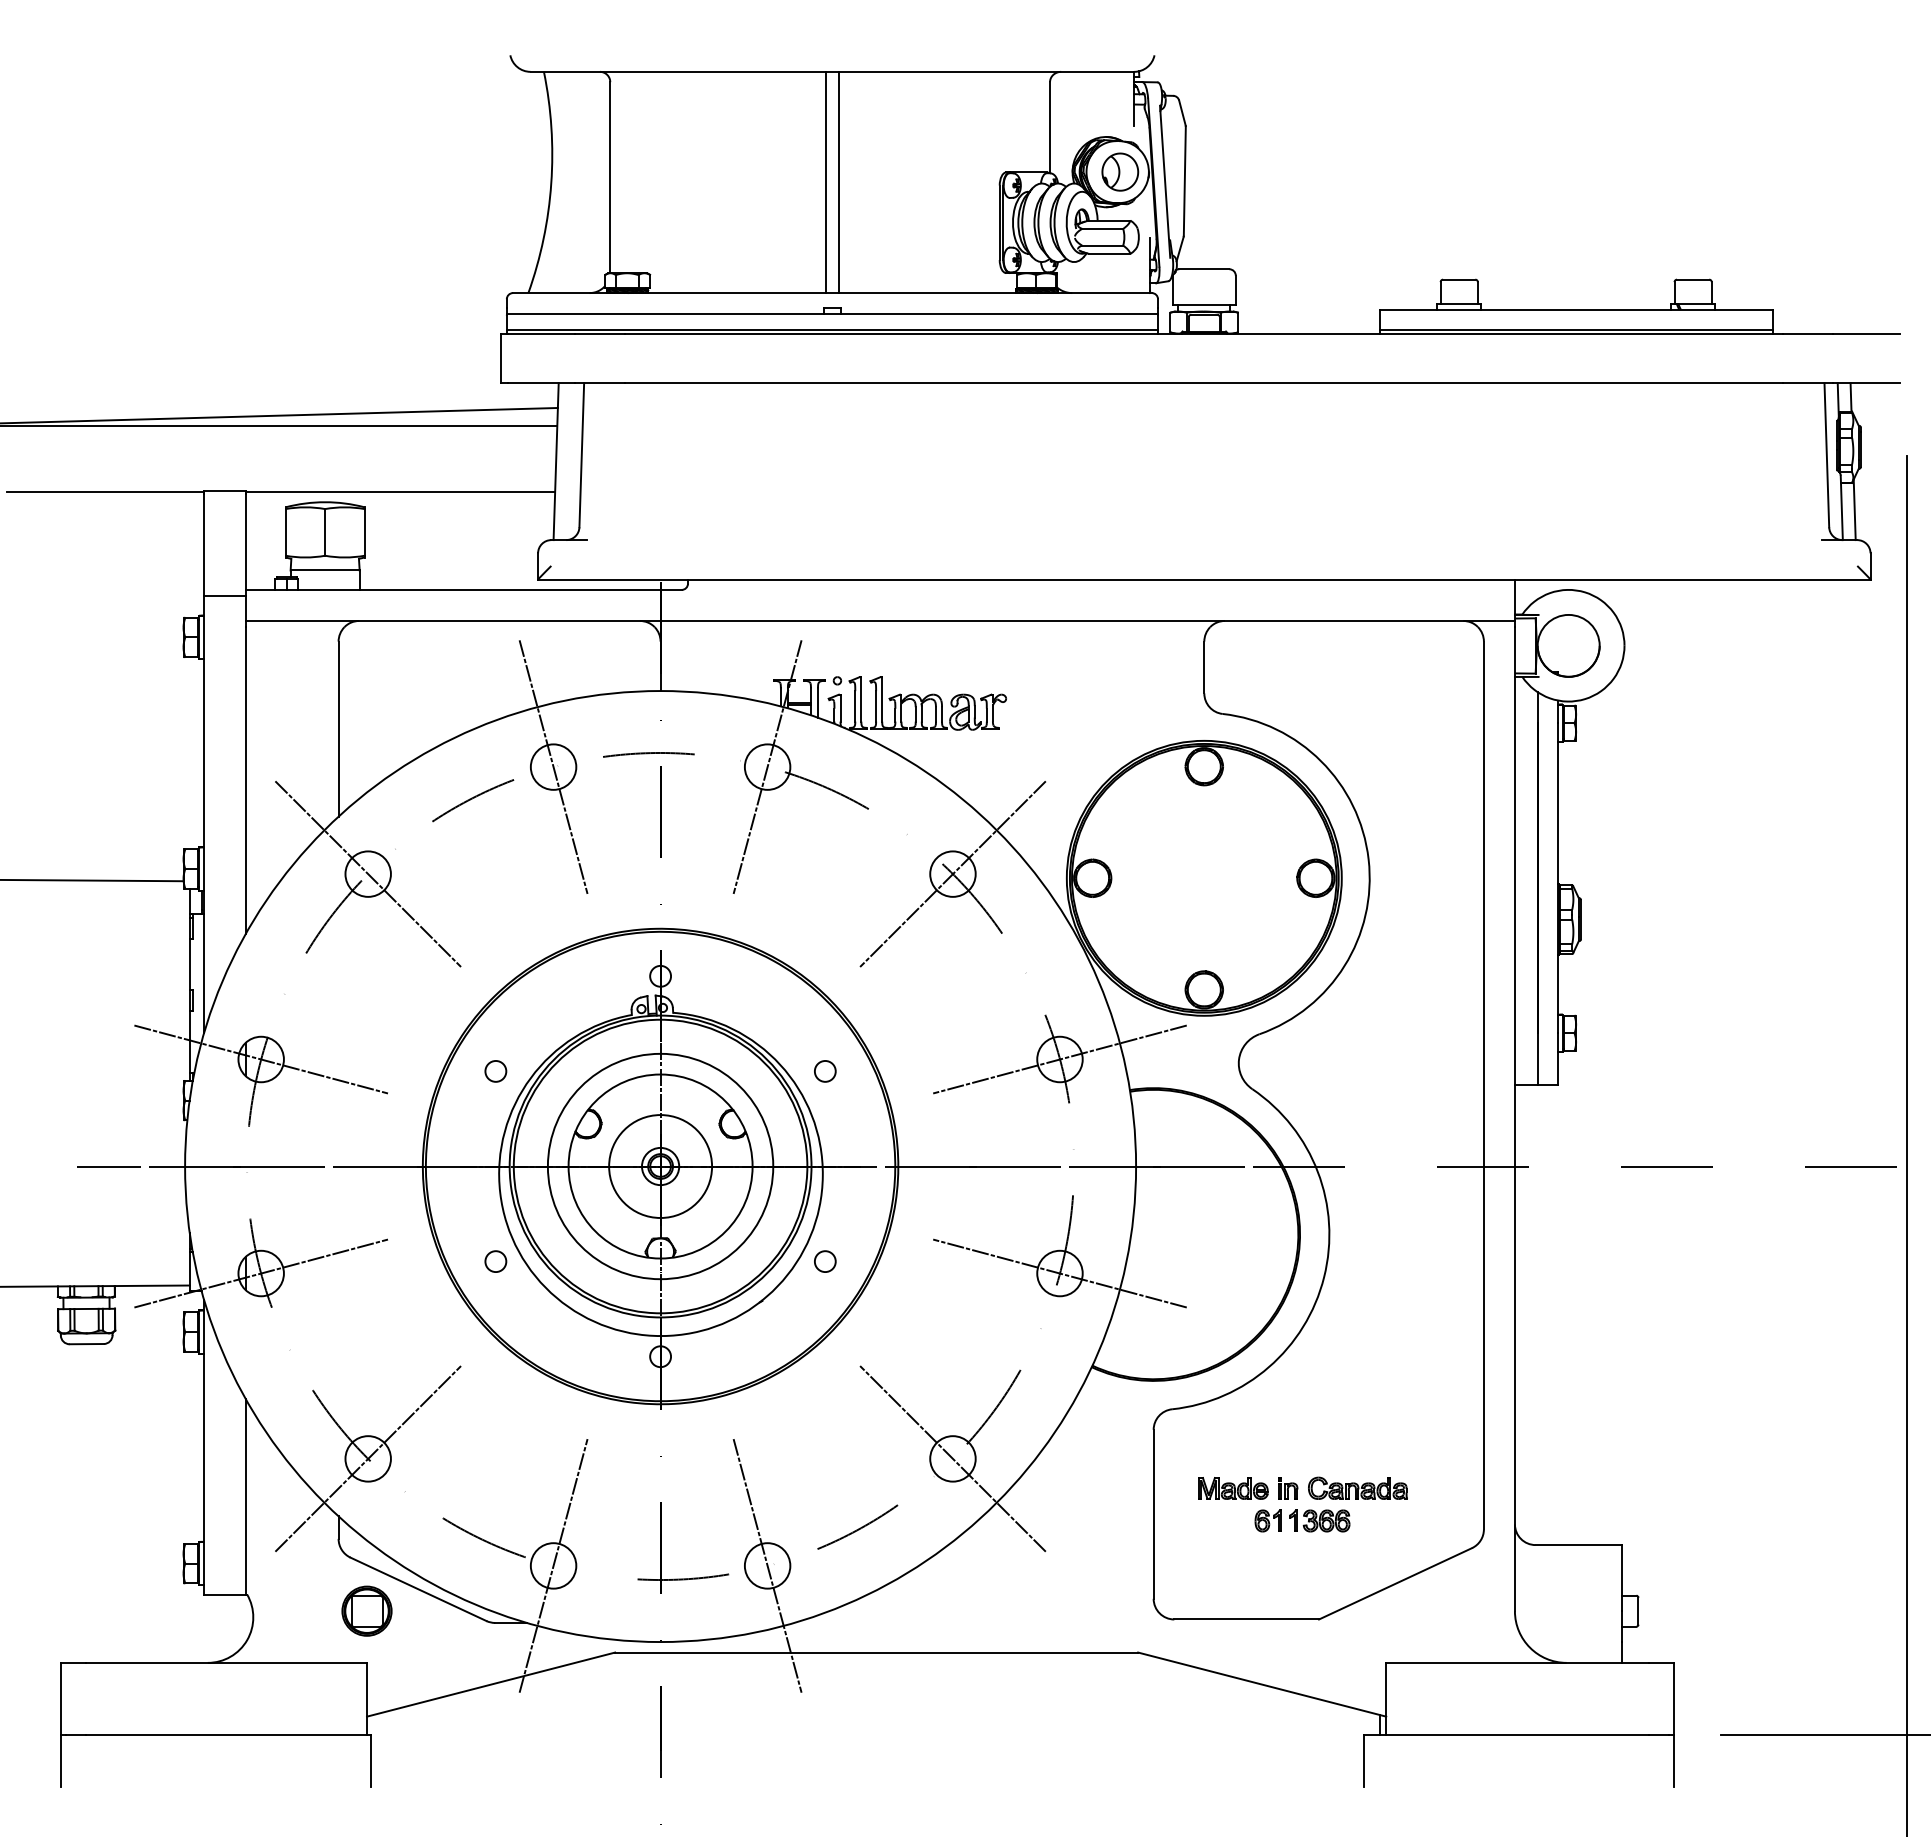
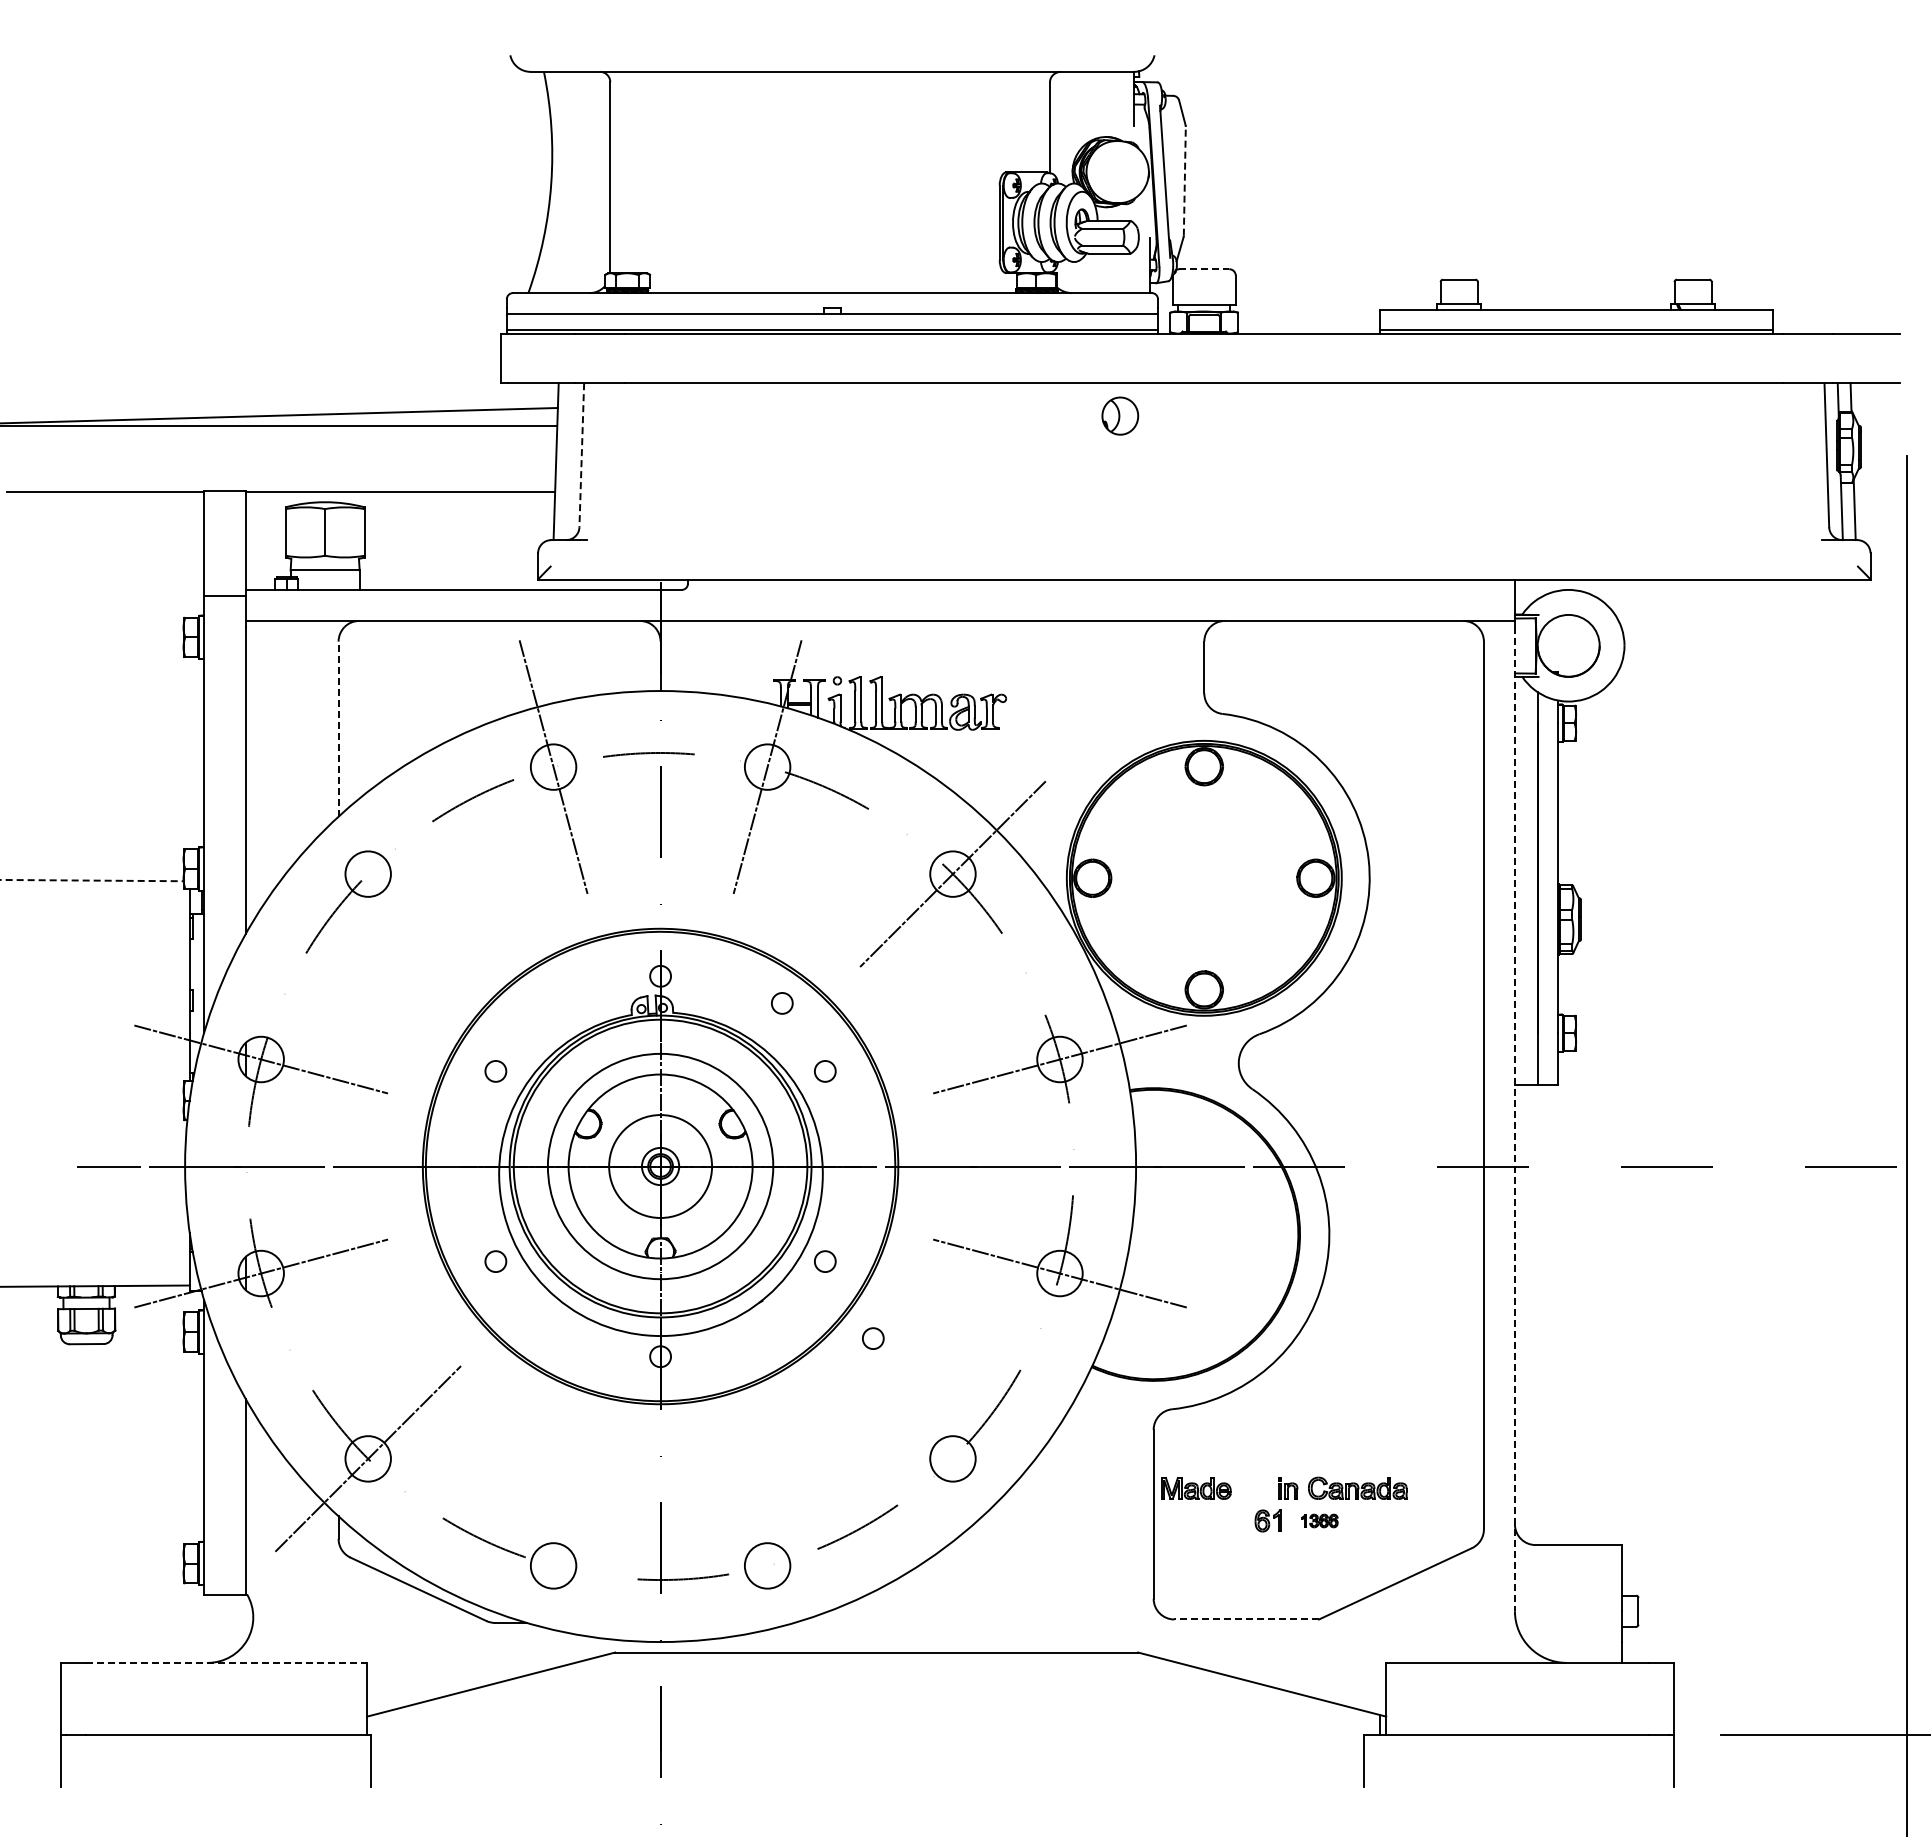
part position: (1120, 171) -> (1120, 415) (1120, 415)
line: solid -> dashed (1184, 180)
line: present -> none (826, 182)
line: present -> none (838, 182)
line: solid -> dashed (1204, 269)
line: solid -> dashed (581, 455)
line: solid -> dashed (338, 729)
line: present -> none (368, 873)
line: solid -> dashed (92, 880)
circle: none -> present (782, 1003)
line: solid -> dashed (1514, 1119)
circle: none -> present (873, 1338)
line: present -> none (952, 1458)
part position: (1233, 1488) -> (1196, 1488) (1196, 1488)
part size: 62x24 px -> 38x16 px (1319, 1520)
line: present -> none (553, 1565)
line: present -> none (767, 1565)
part: present -> none (366, 1610)
line: solid -> dashed (1246, 1619)
line: solid -> dashed (226, 1662)
